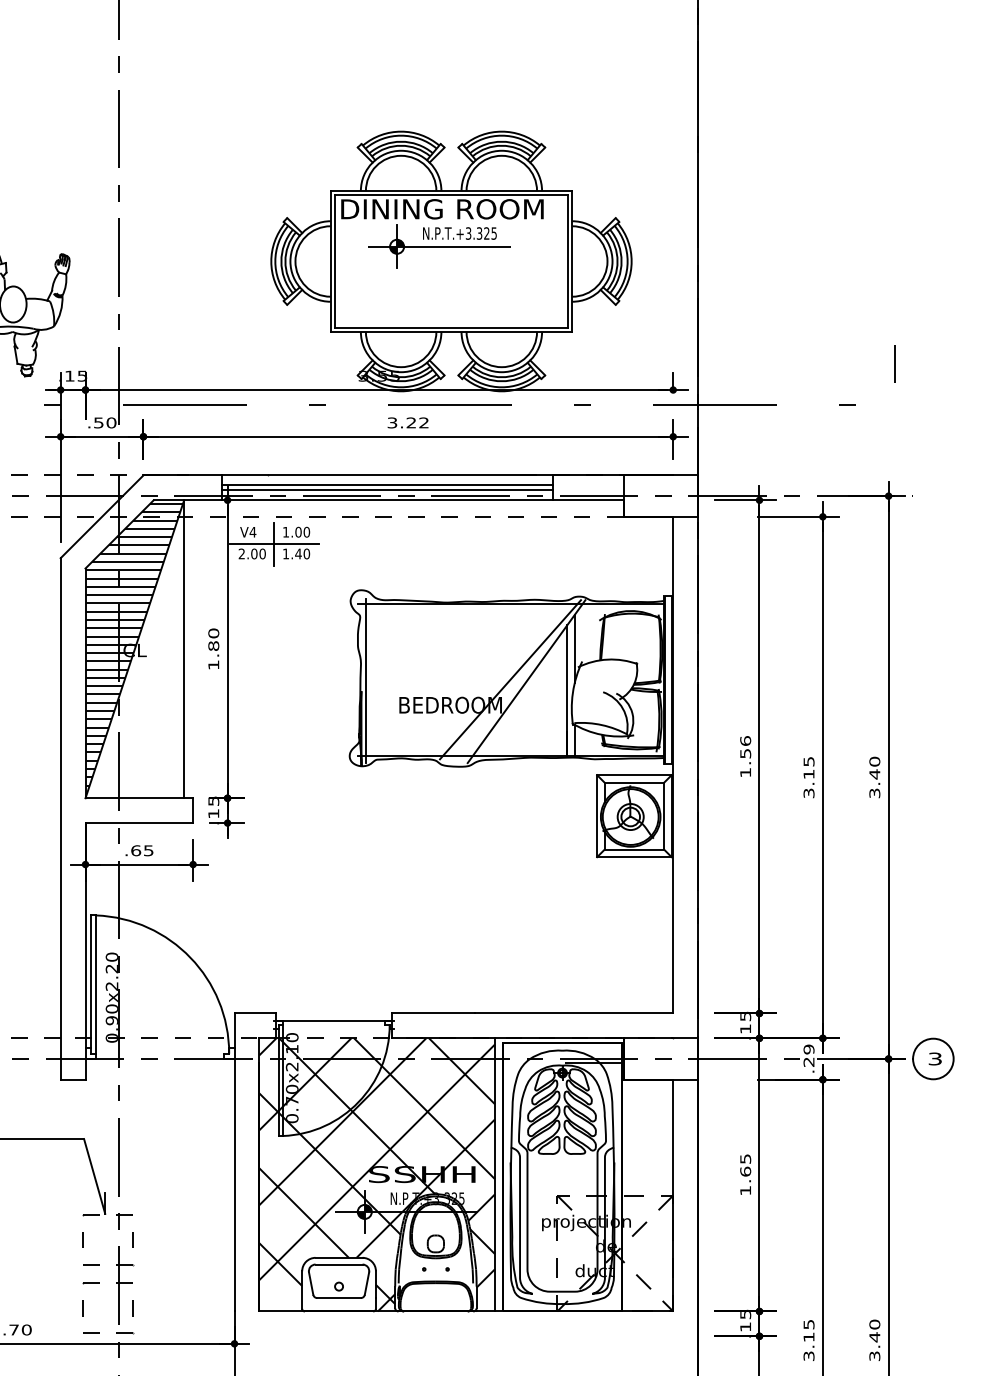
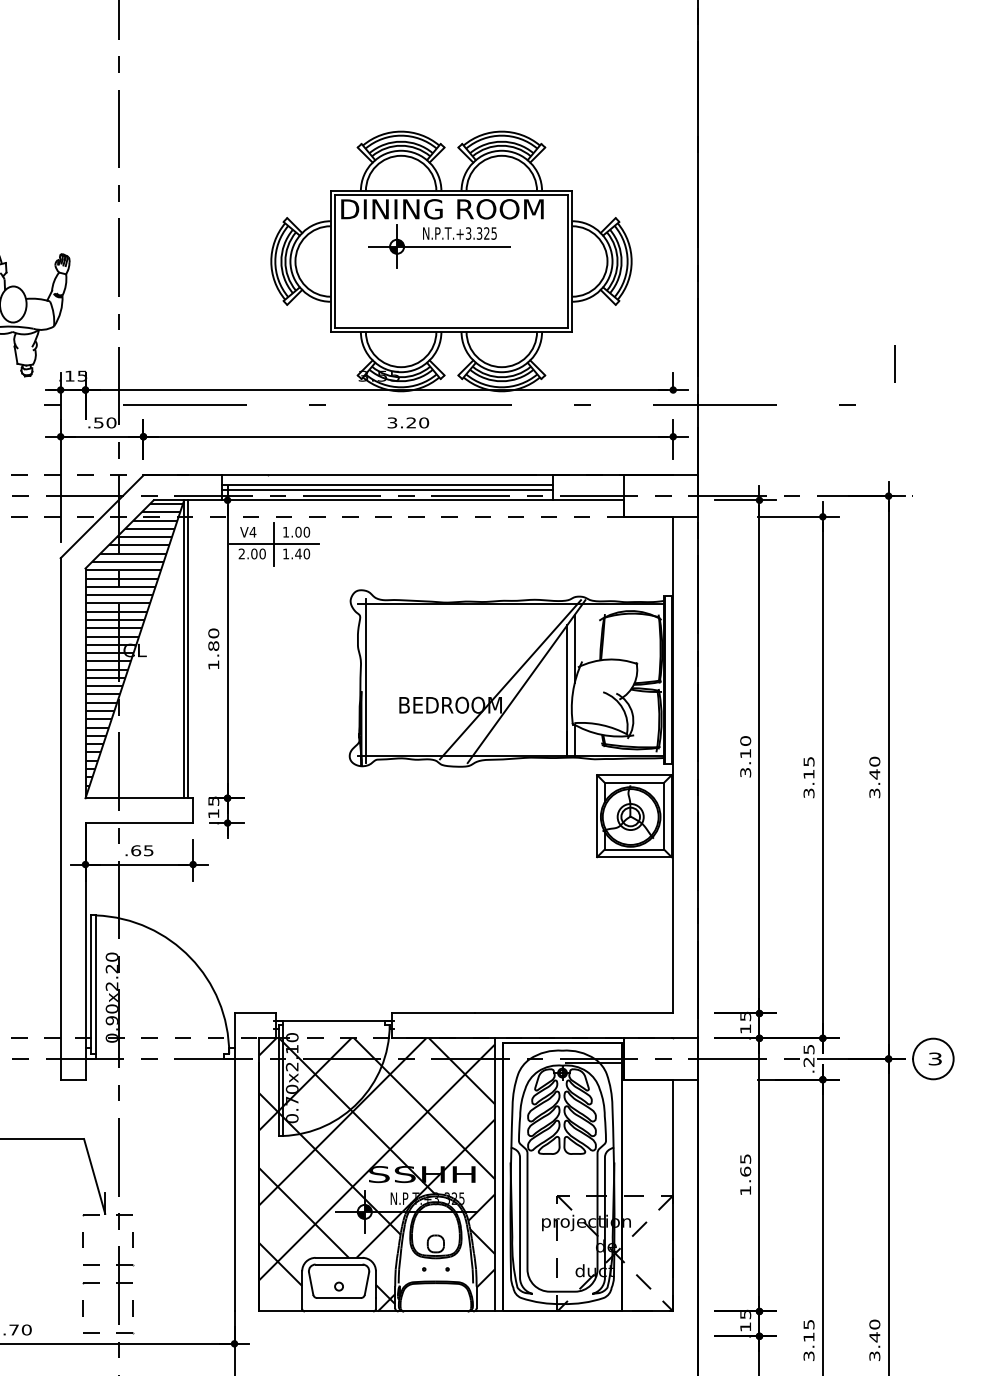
text: 3.22 -> 3.20 (424, 422)
line: none -> present (187, 649)
text: 1.56 -> 3.10 (745, 756)
text: .29 -> .25 (808, 1049)
